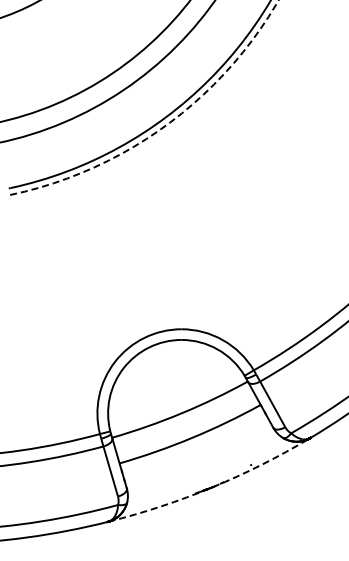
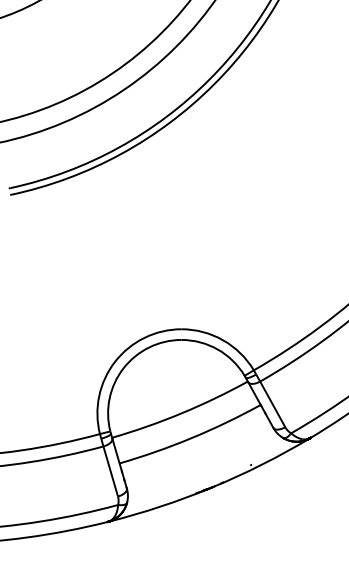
arc: dashed -> solid (166, 125)
arc: dashed -> solid (212, 487)
